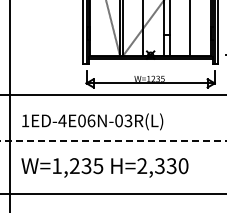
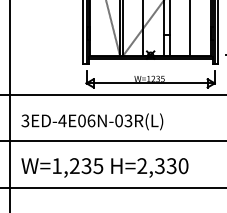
text: 1ED-4E06N-03R(L) -> 3ED-4E06N-03R(L) (25, 120)
line: dashed -> solid (113, 141)
line position: (112, 194) -> (112, 188) (112, 188)
